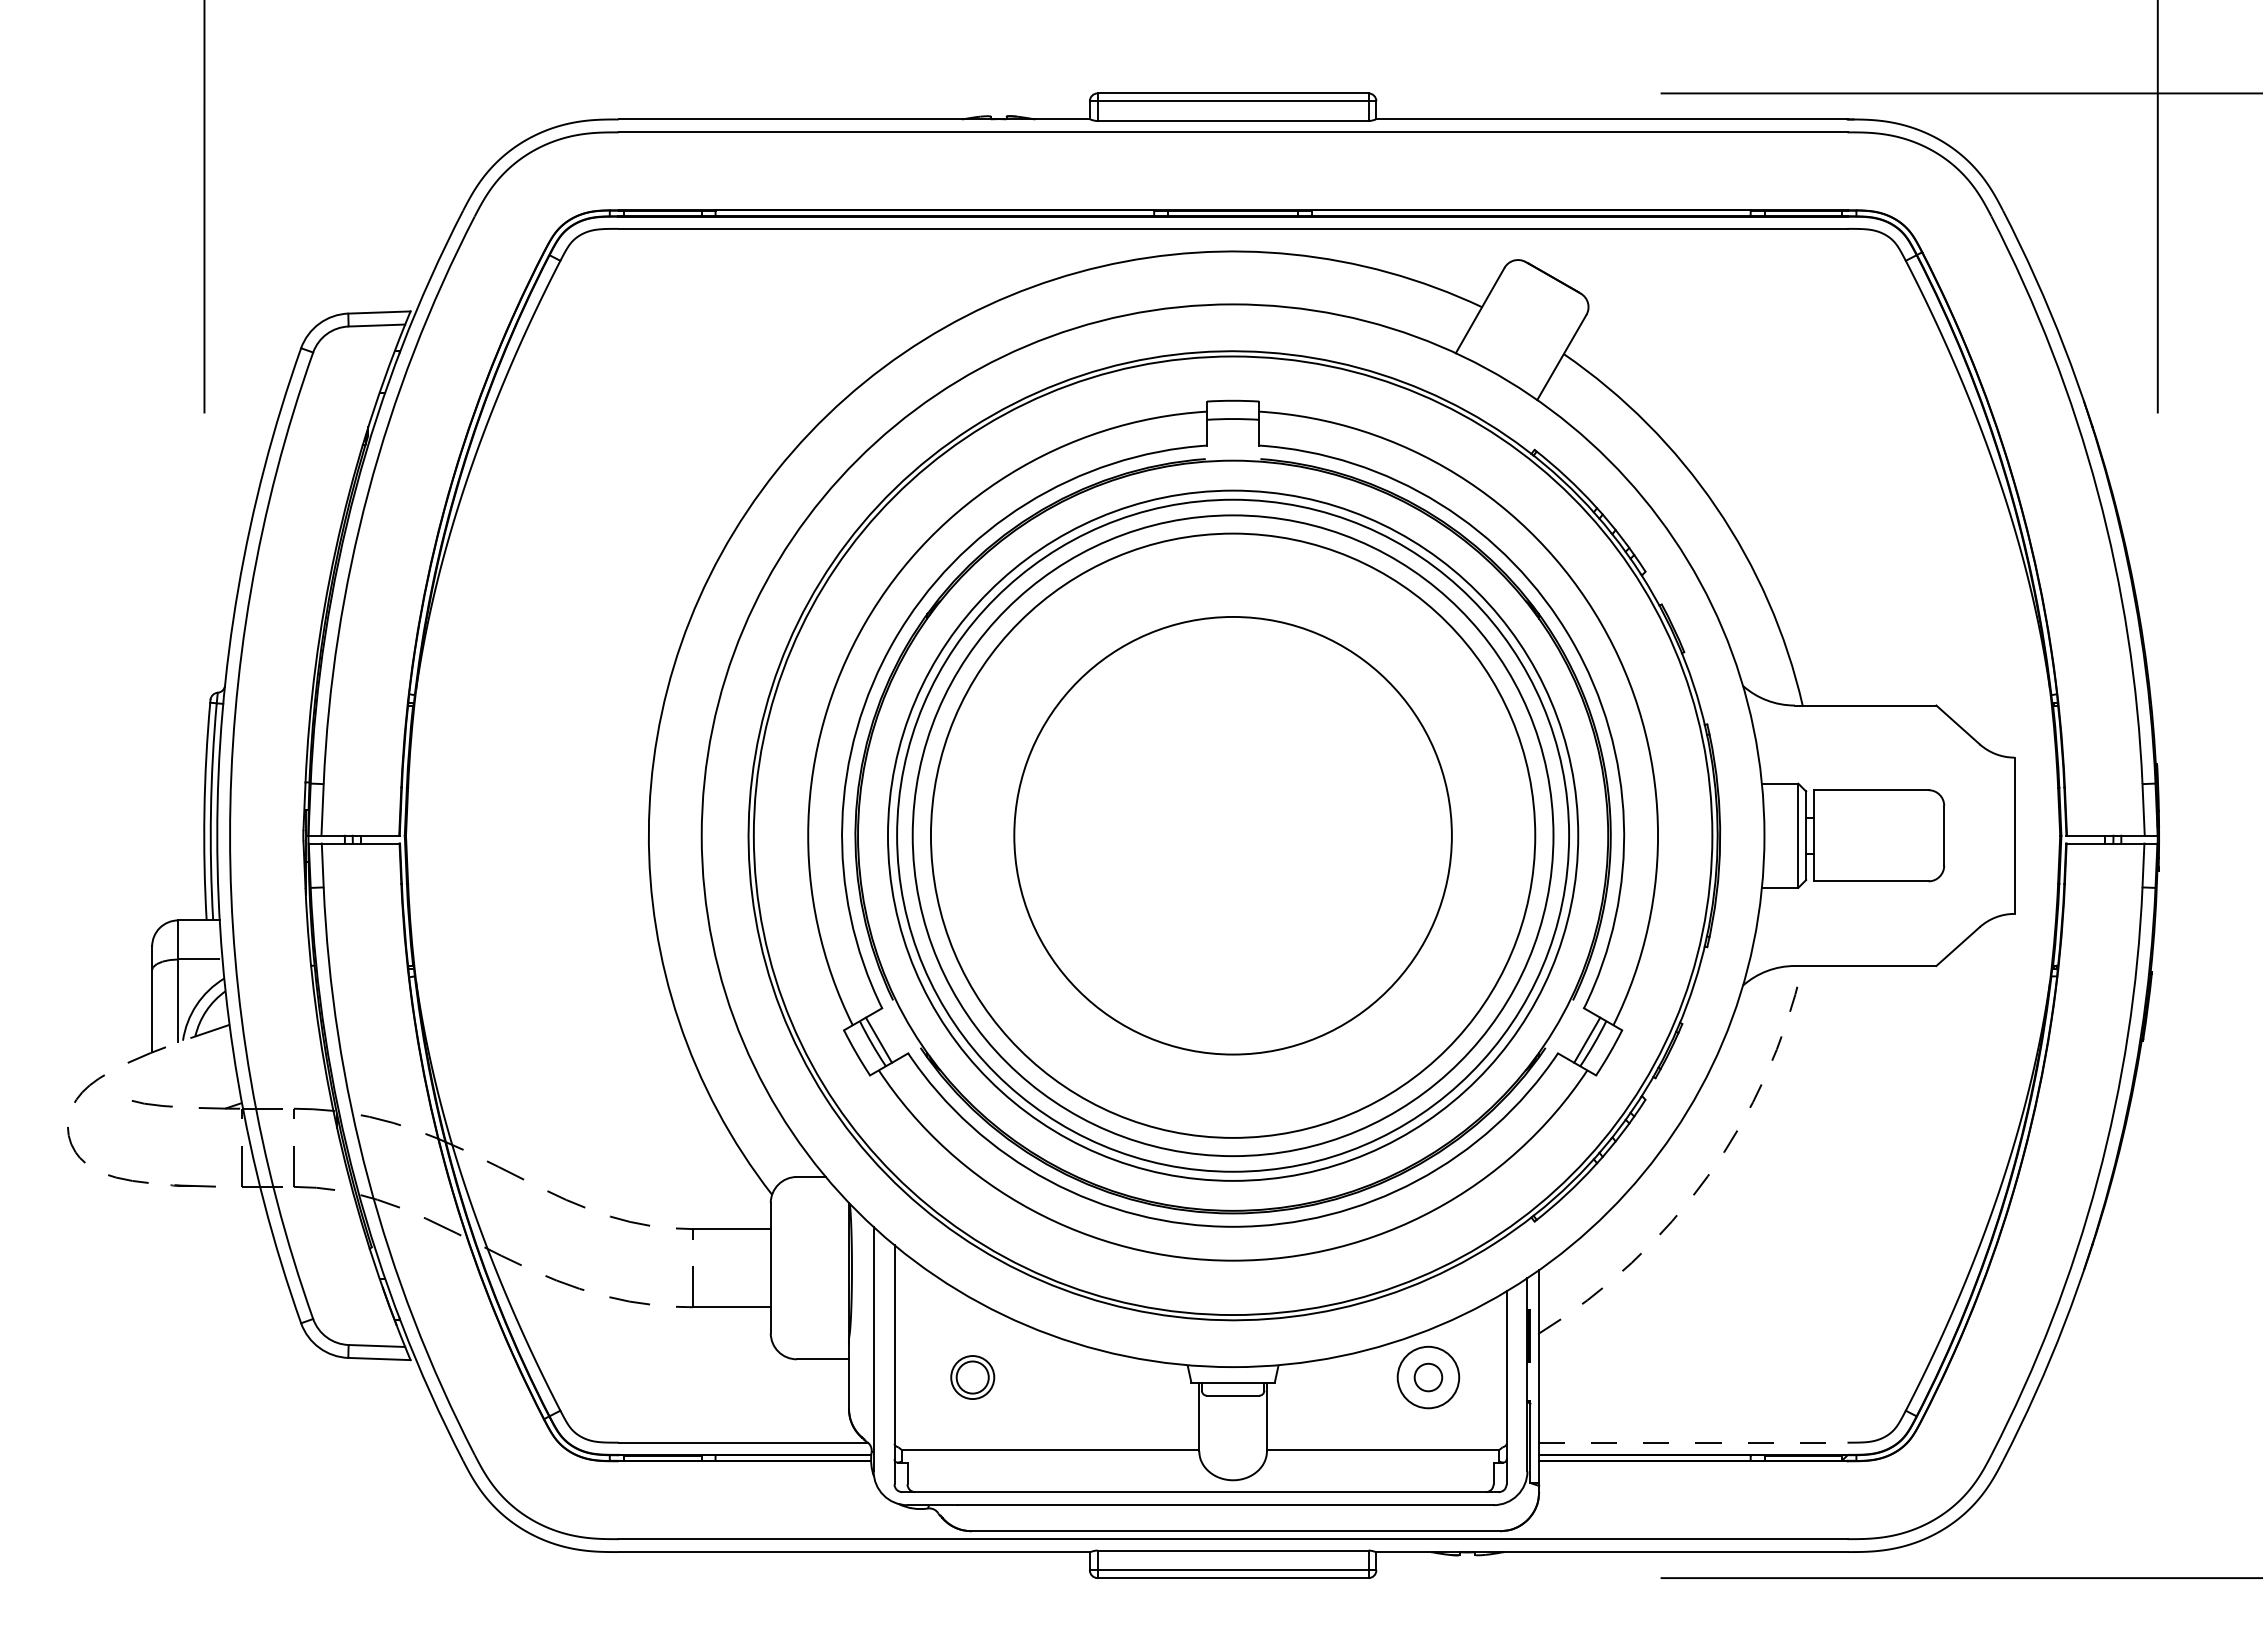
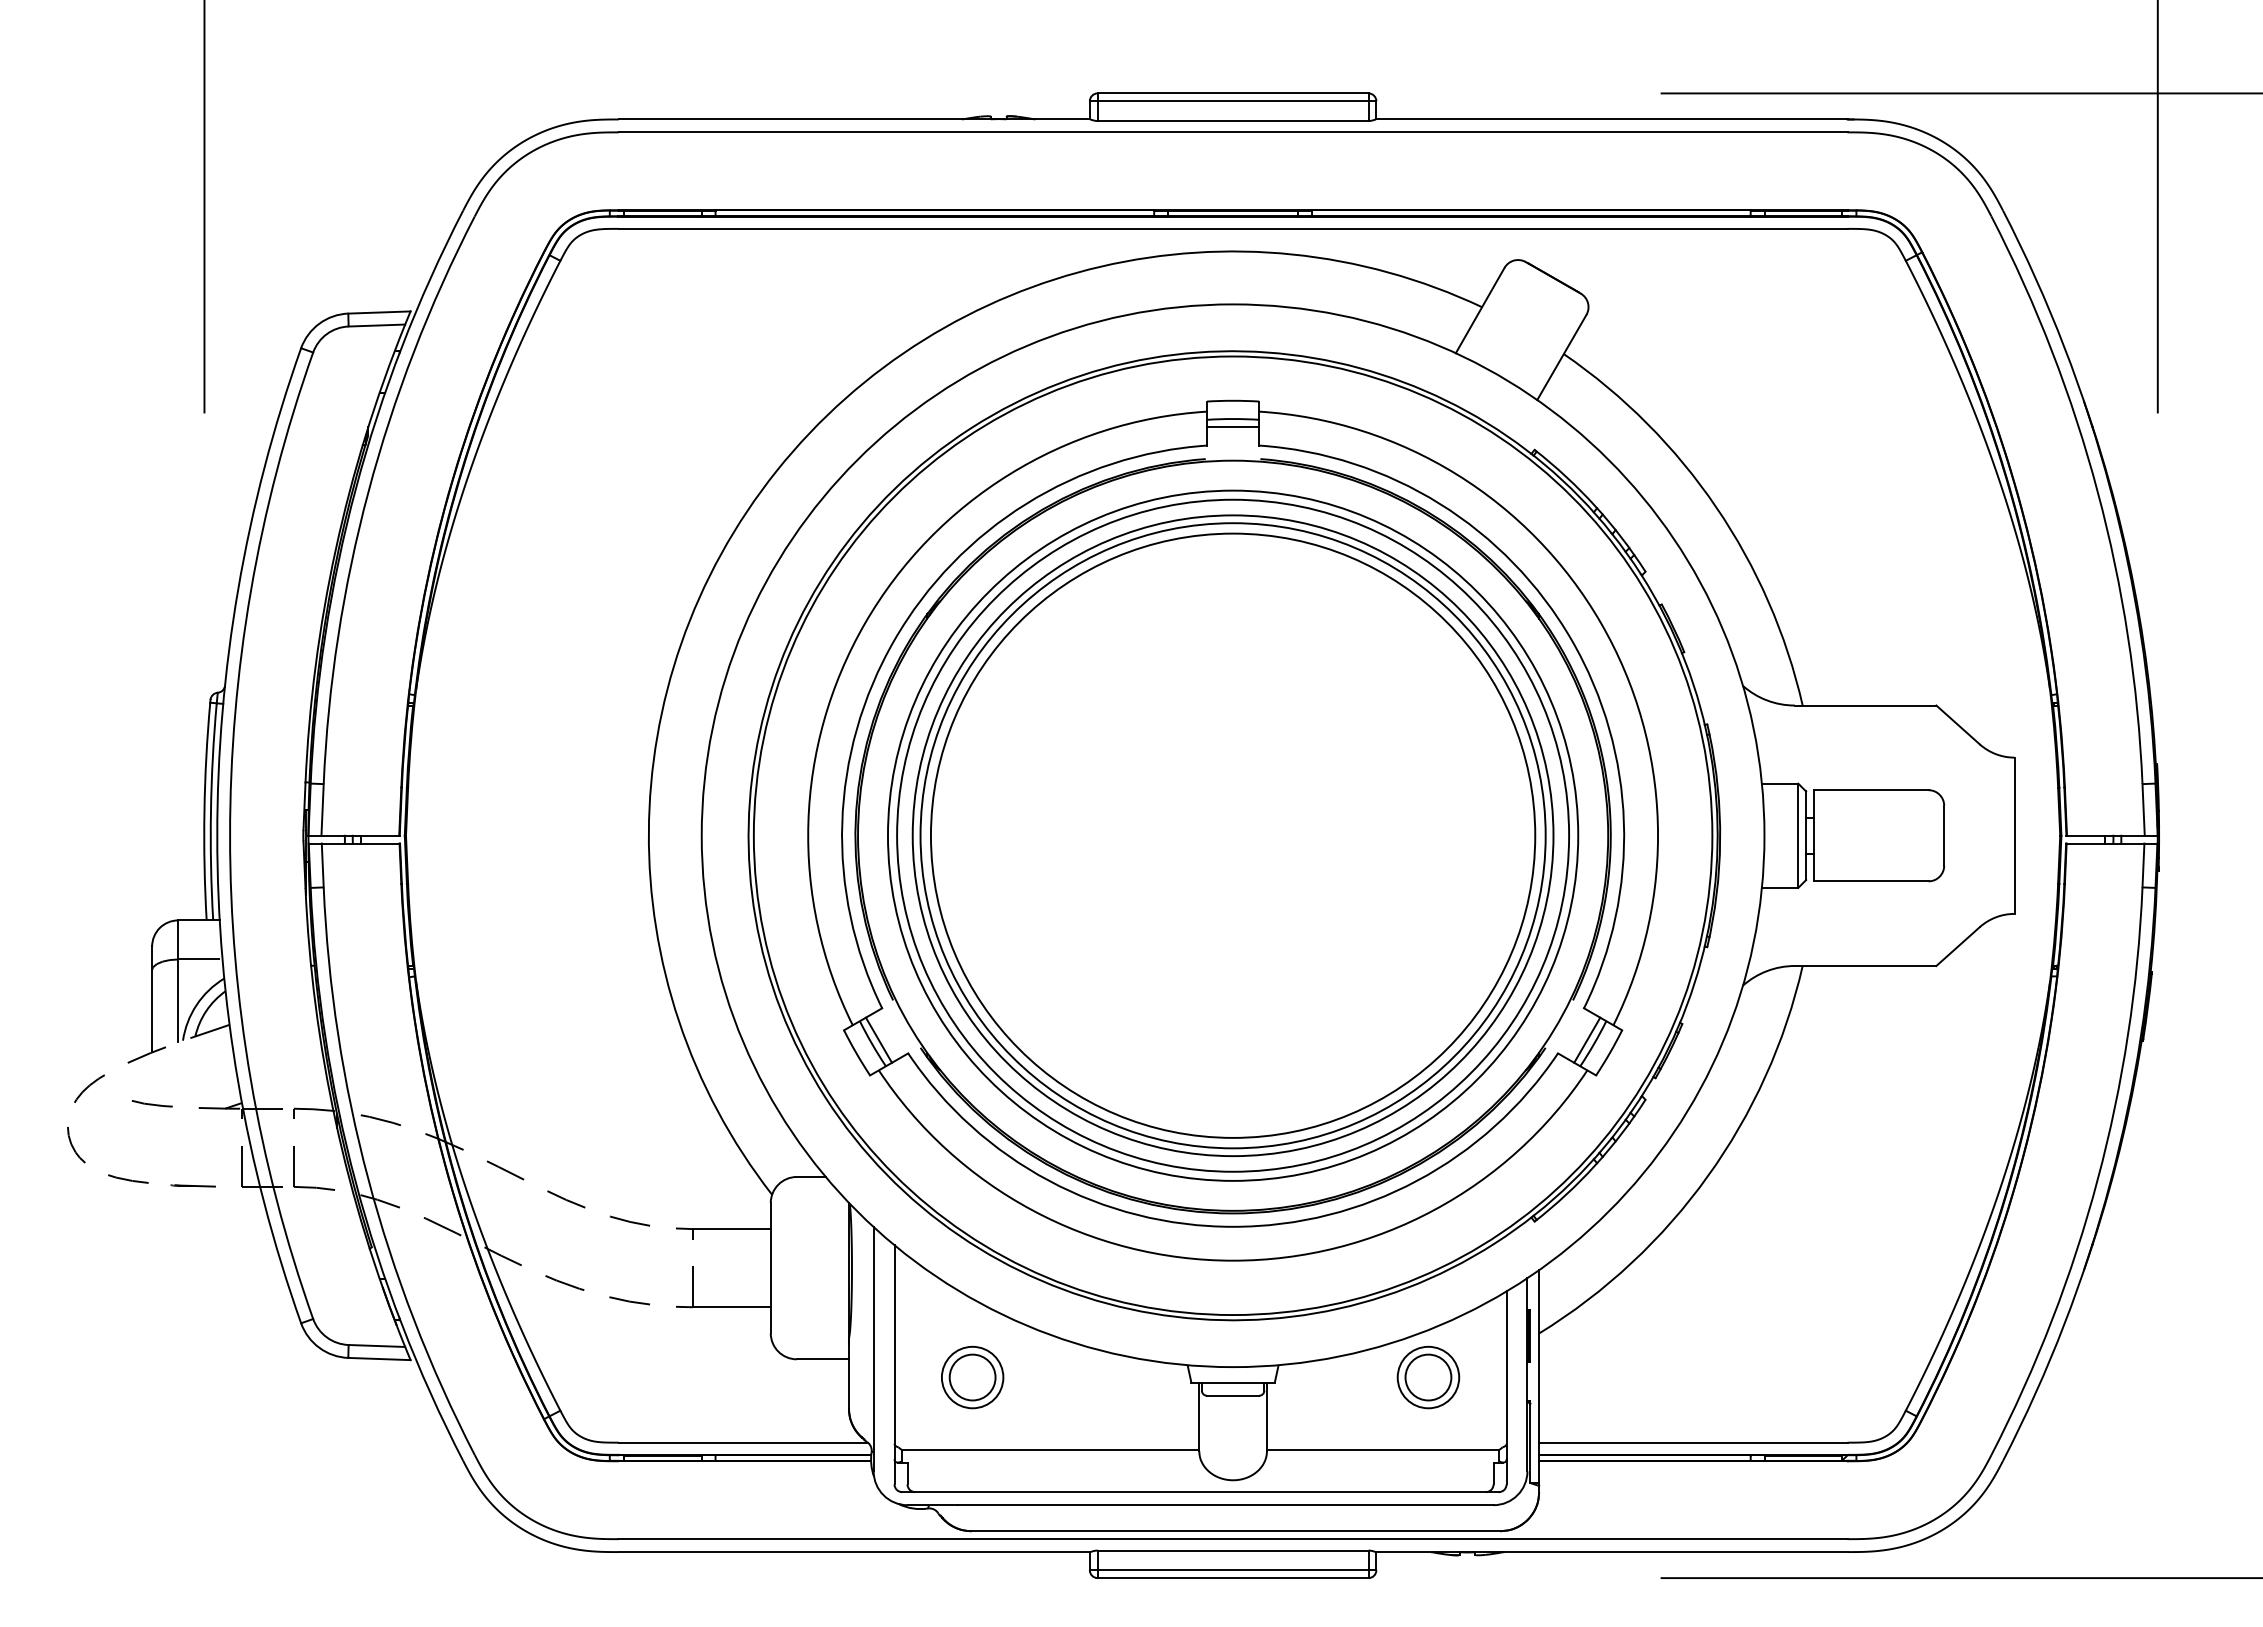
line: none -> present (1233, 426)
circle diameter: 438 px -> 625 px (1232, 835)
arc: dashed -> solid (1707, 1176)
part size: 46x45 px -> 64x65 px (972, 1377)
circle diameter: 28 px -> 46 px (1428, 1377)
line: dashed -> solid (1693, 1442)
